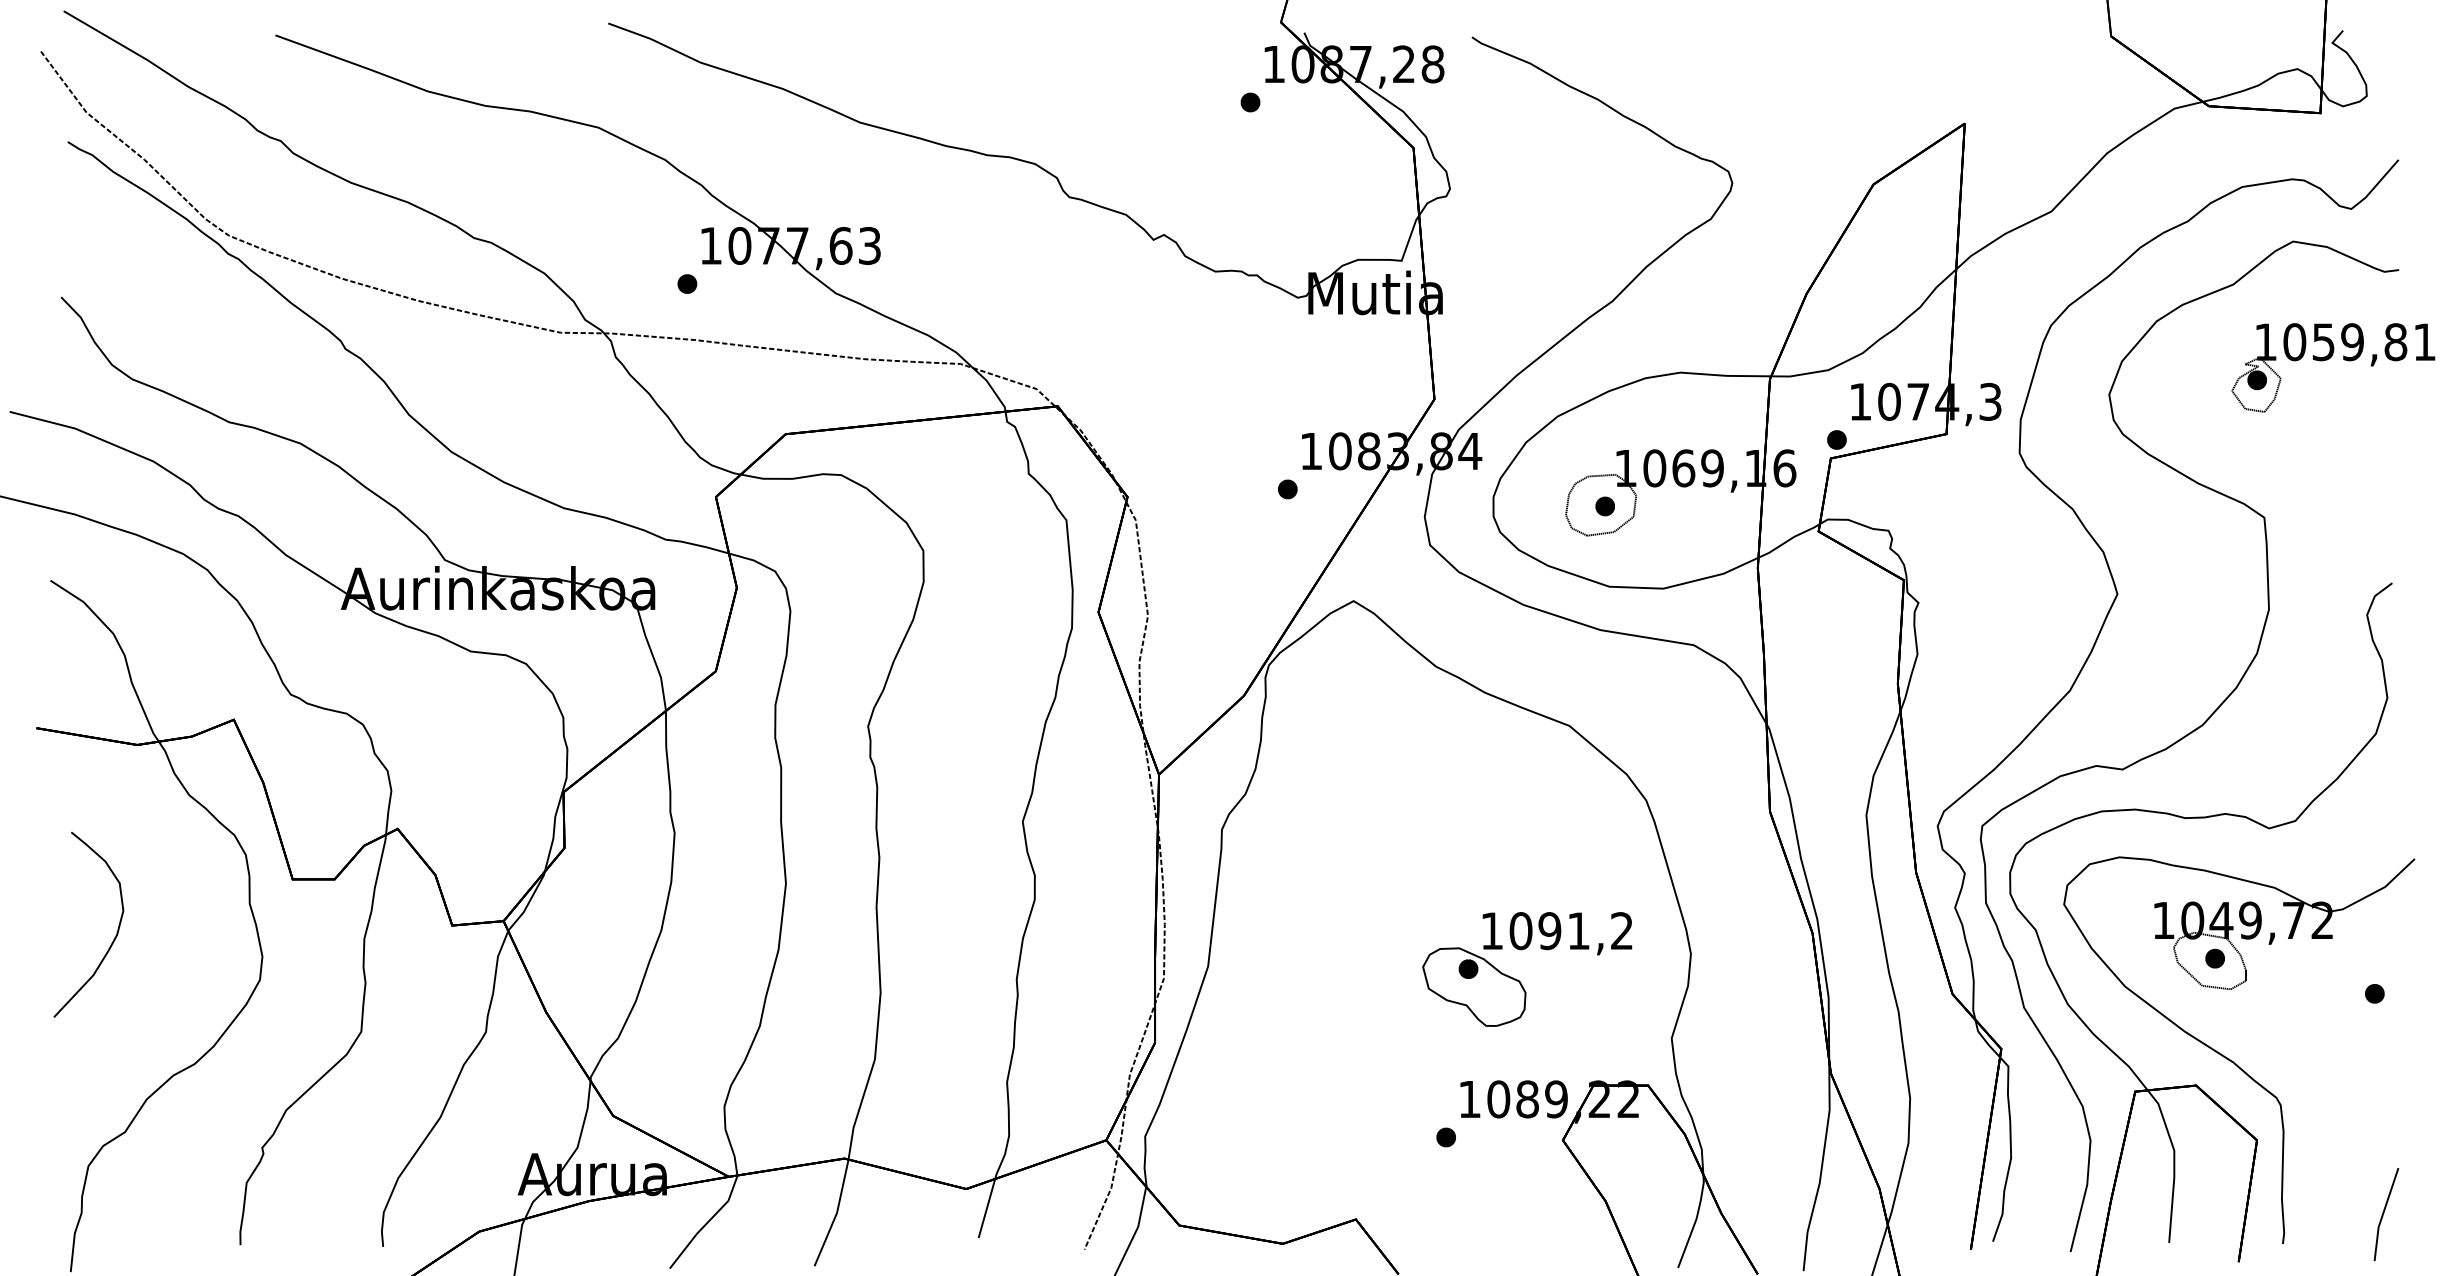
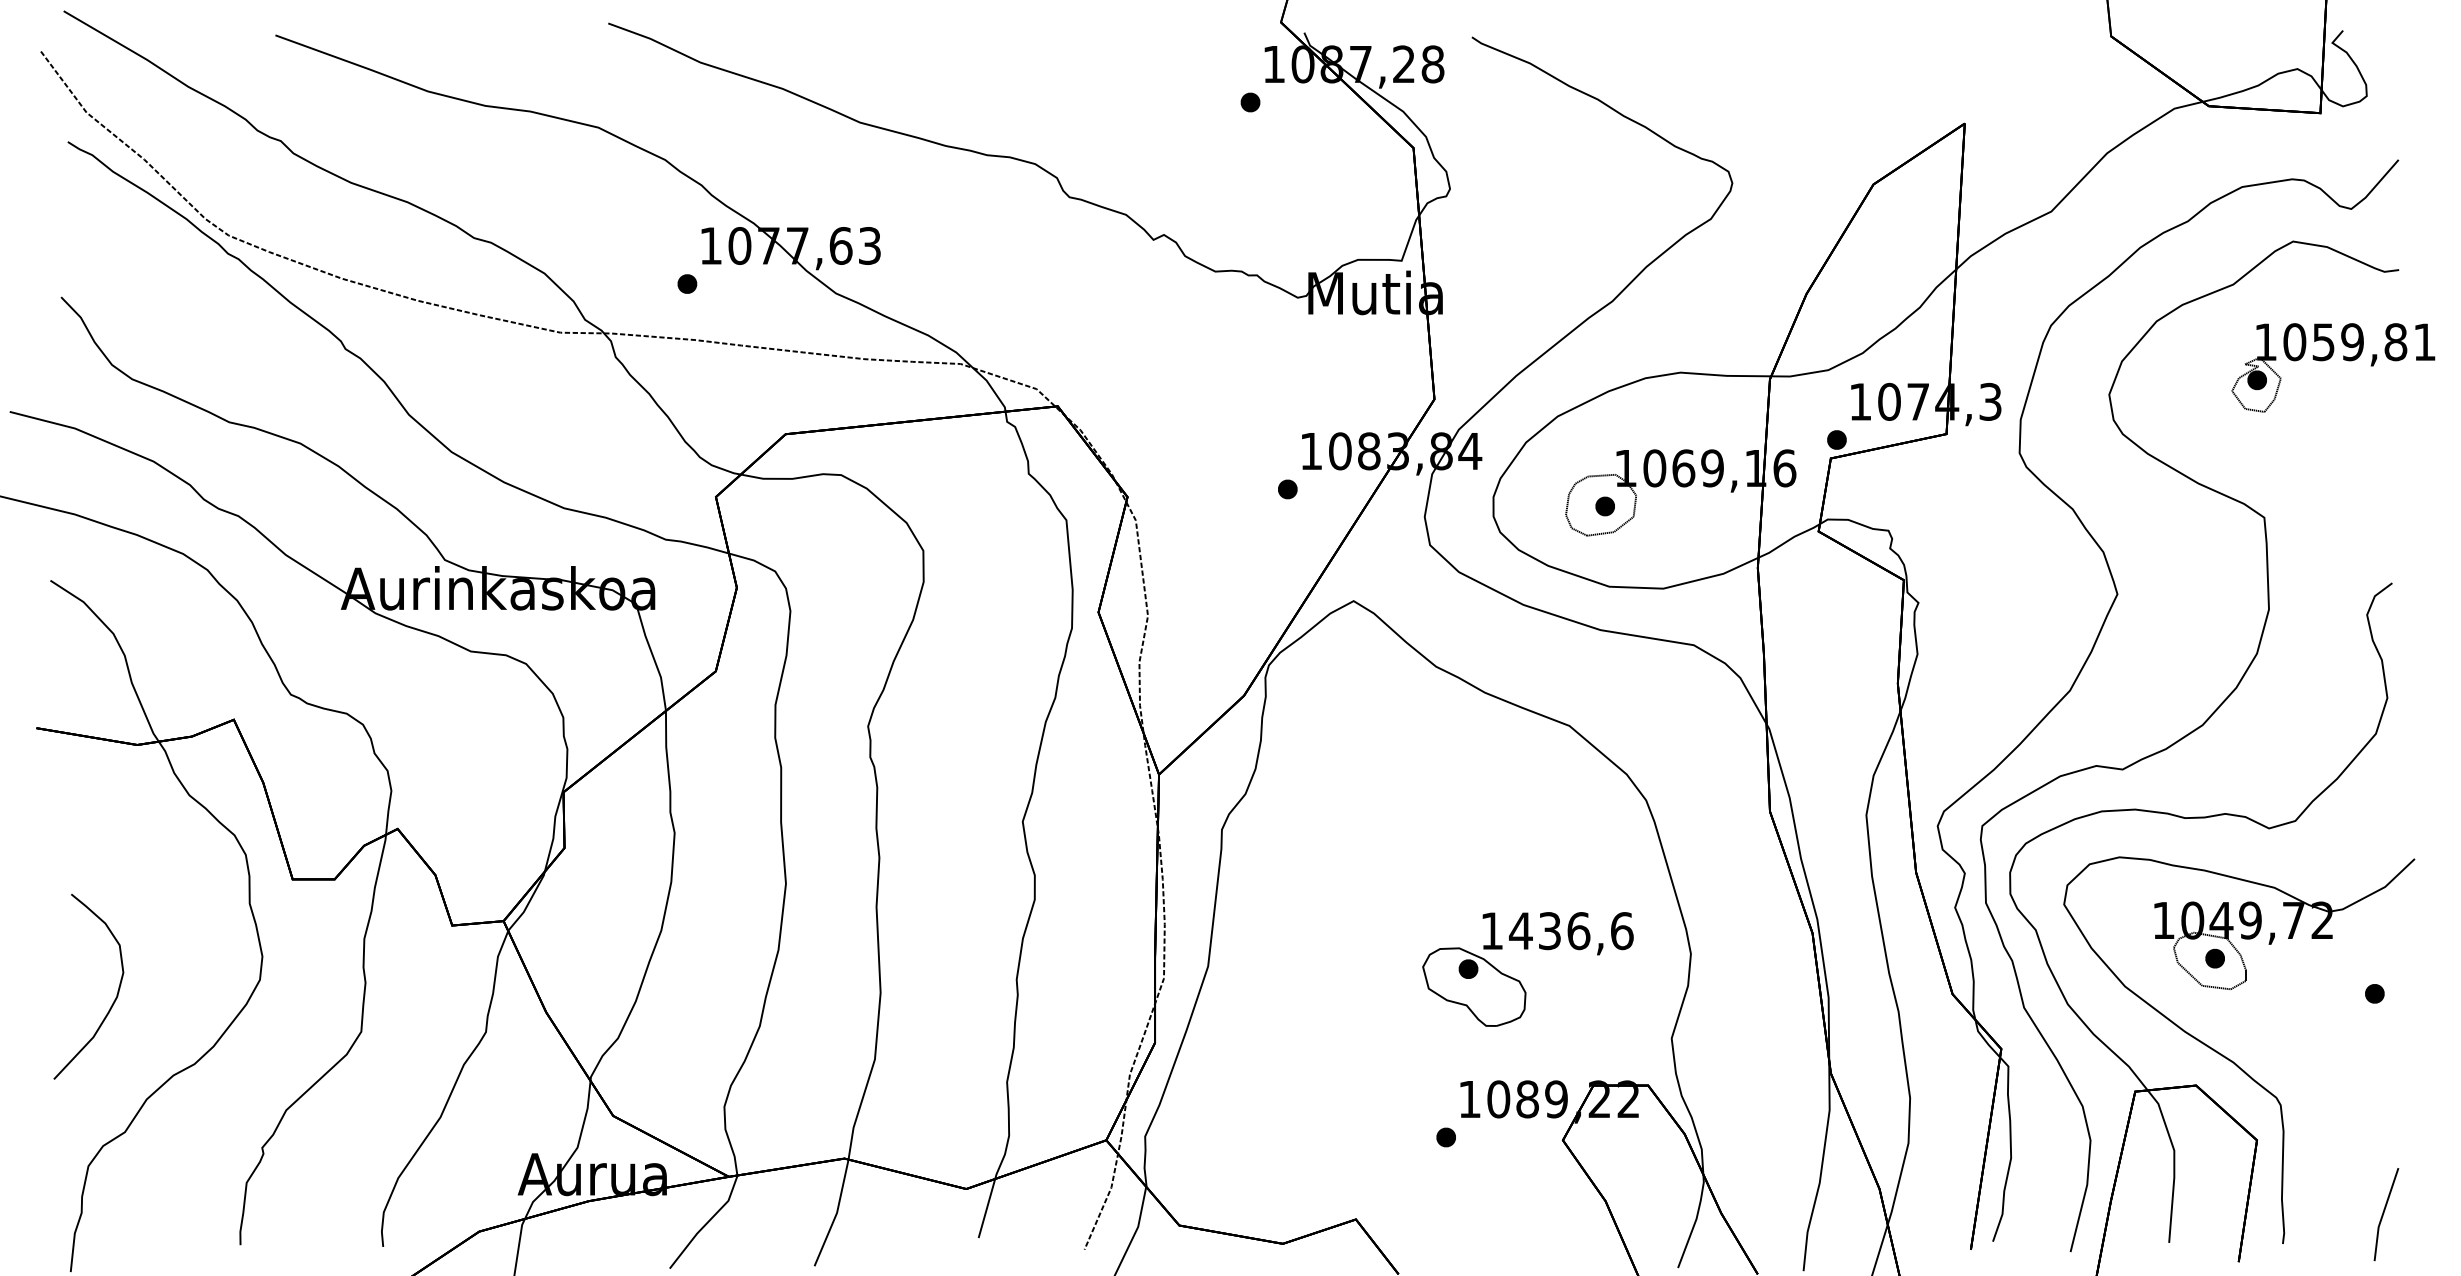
text: 1091,2 -> 1436,6 (1571, 931)
part position: (114, 937) -> (114, 999) (114, 999)
